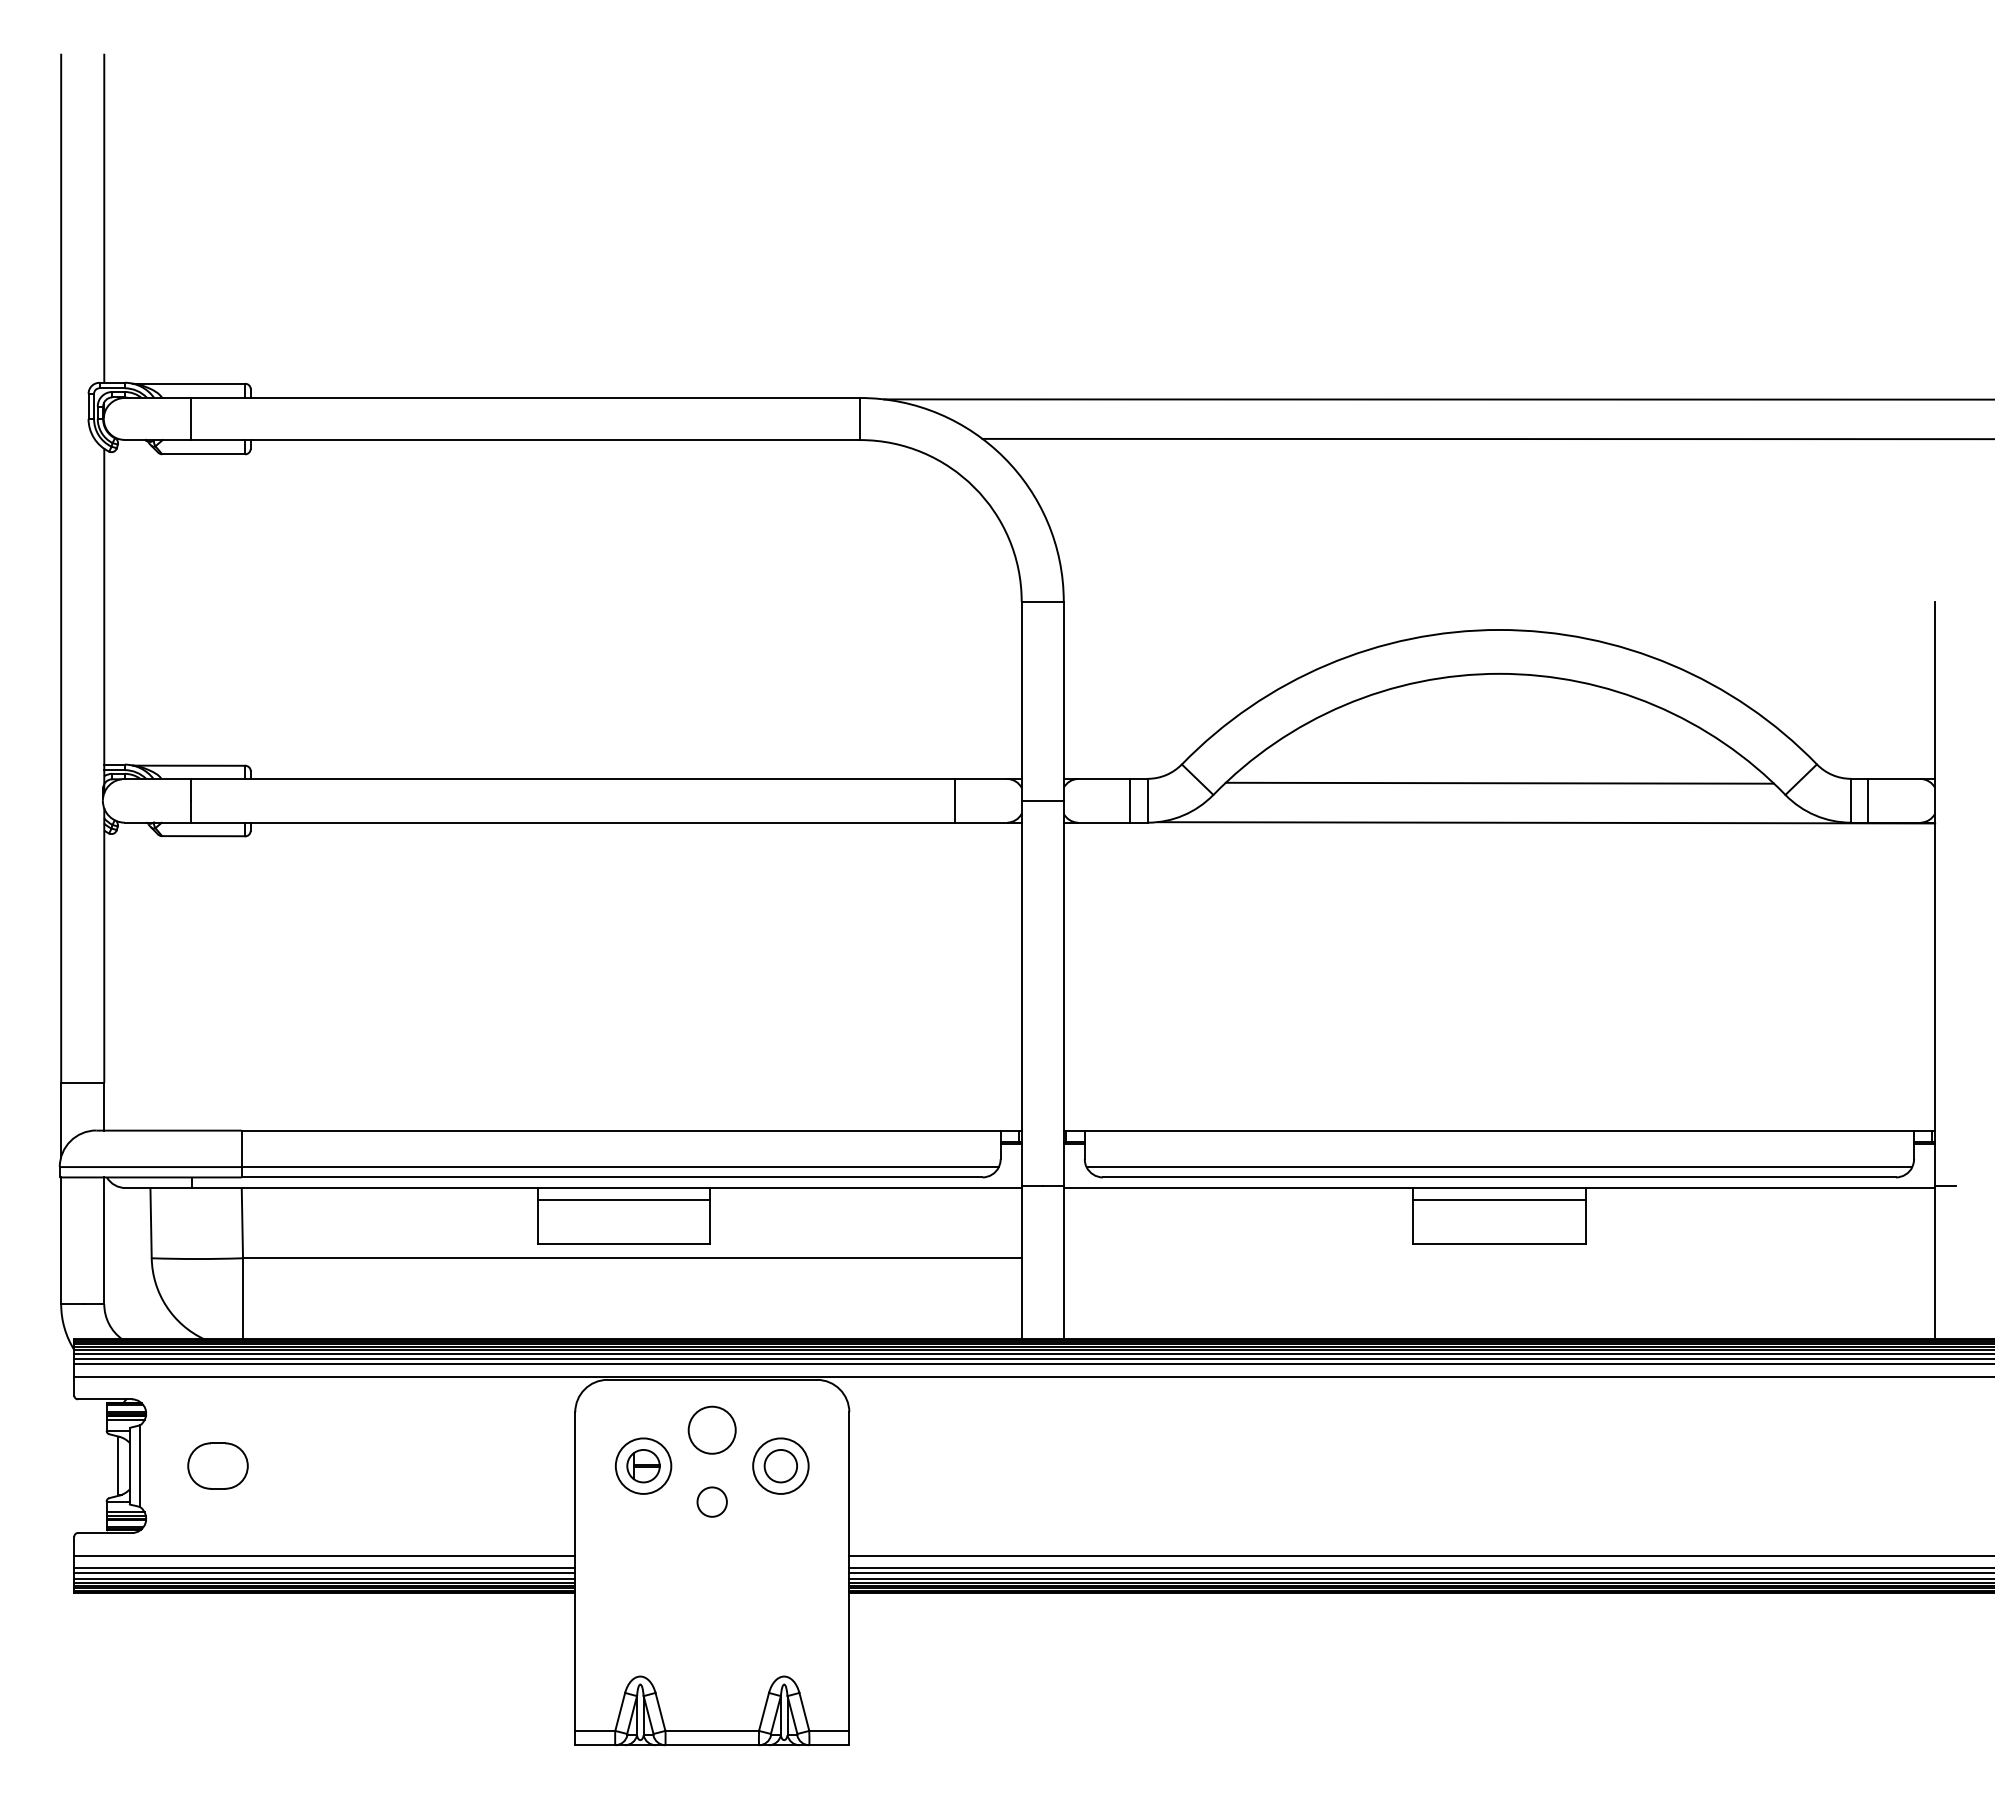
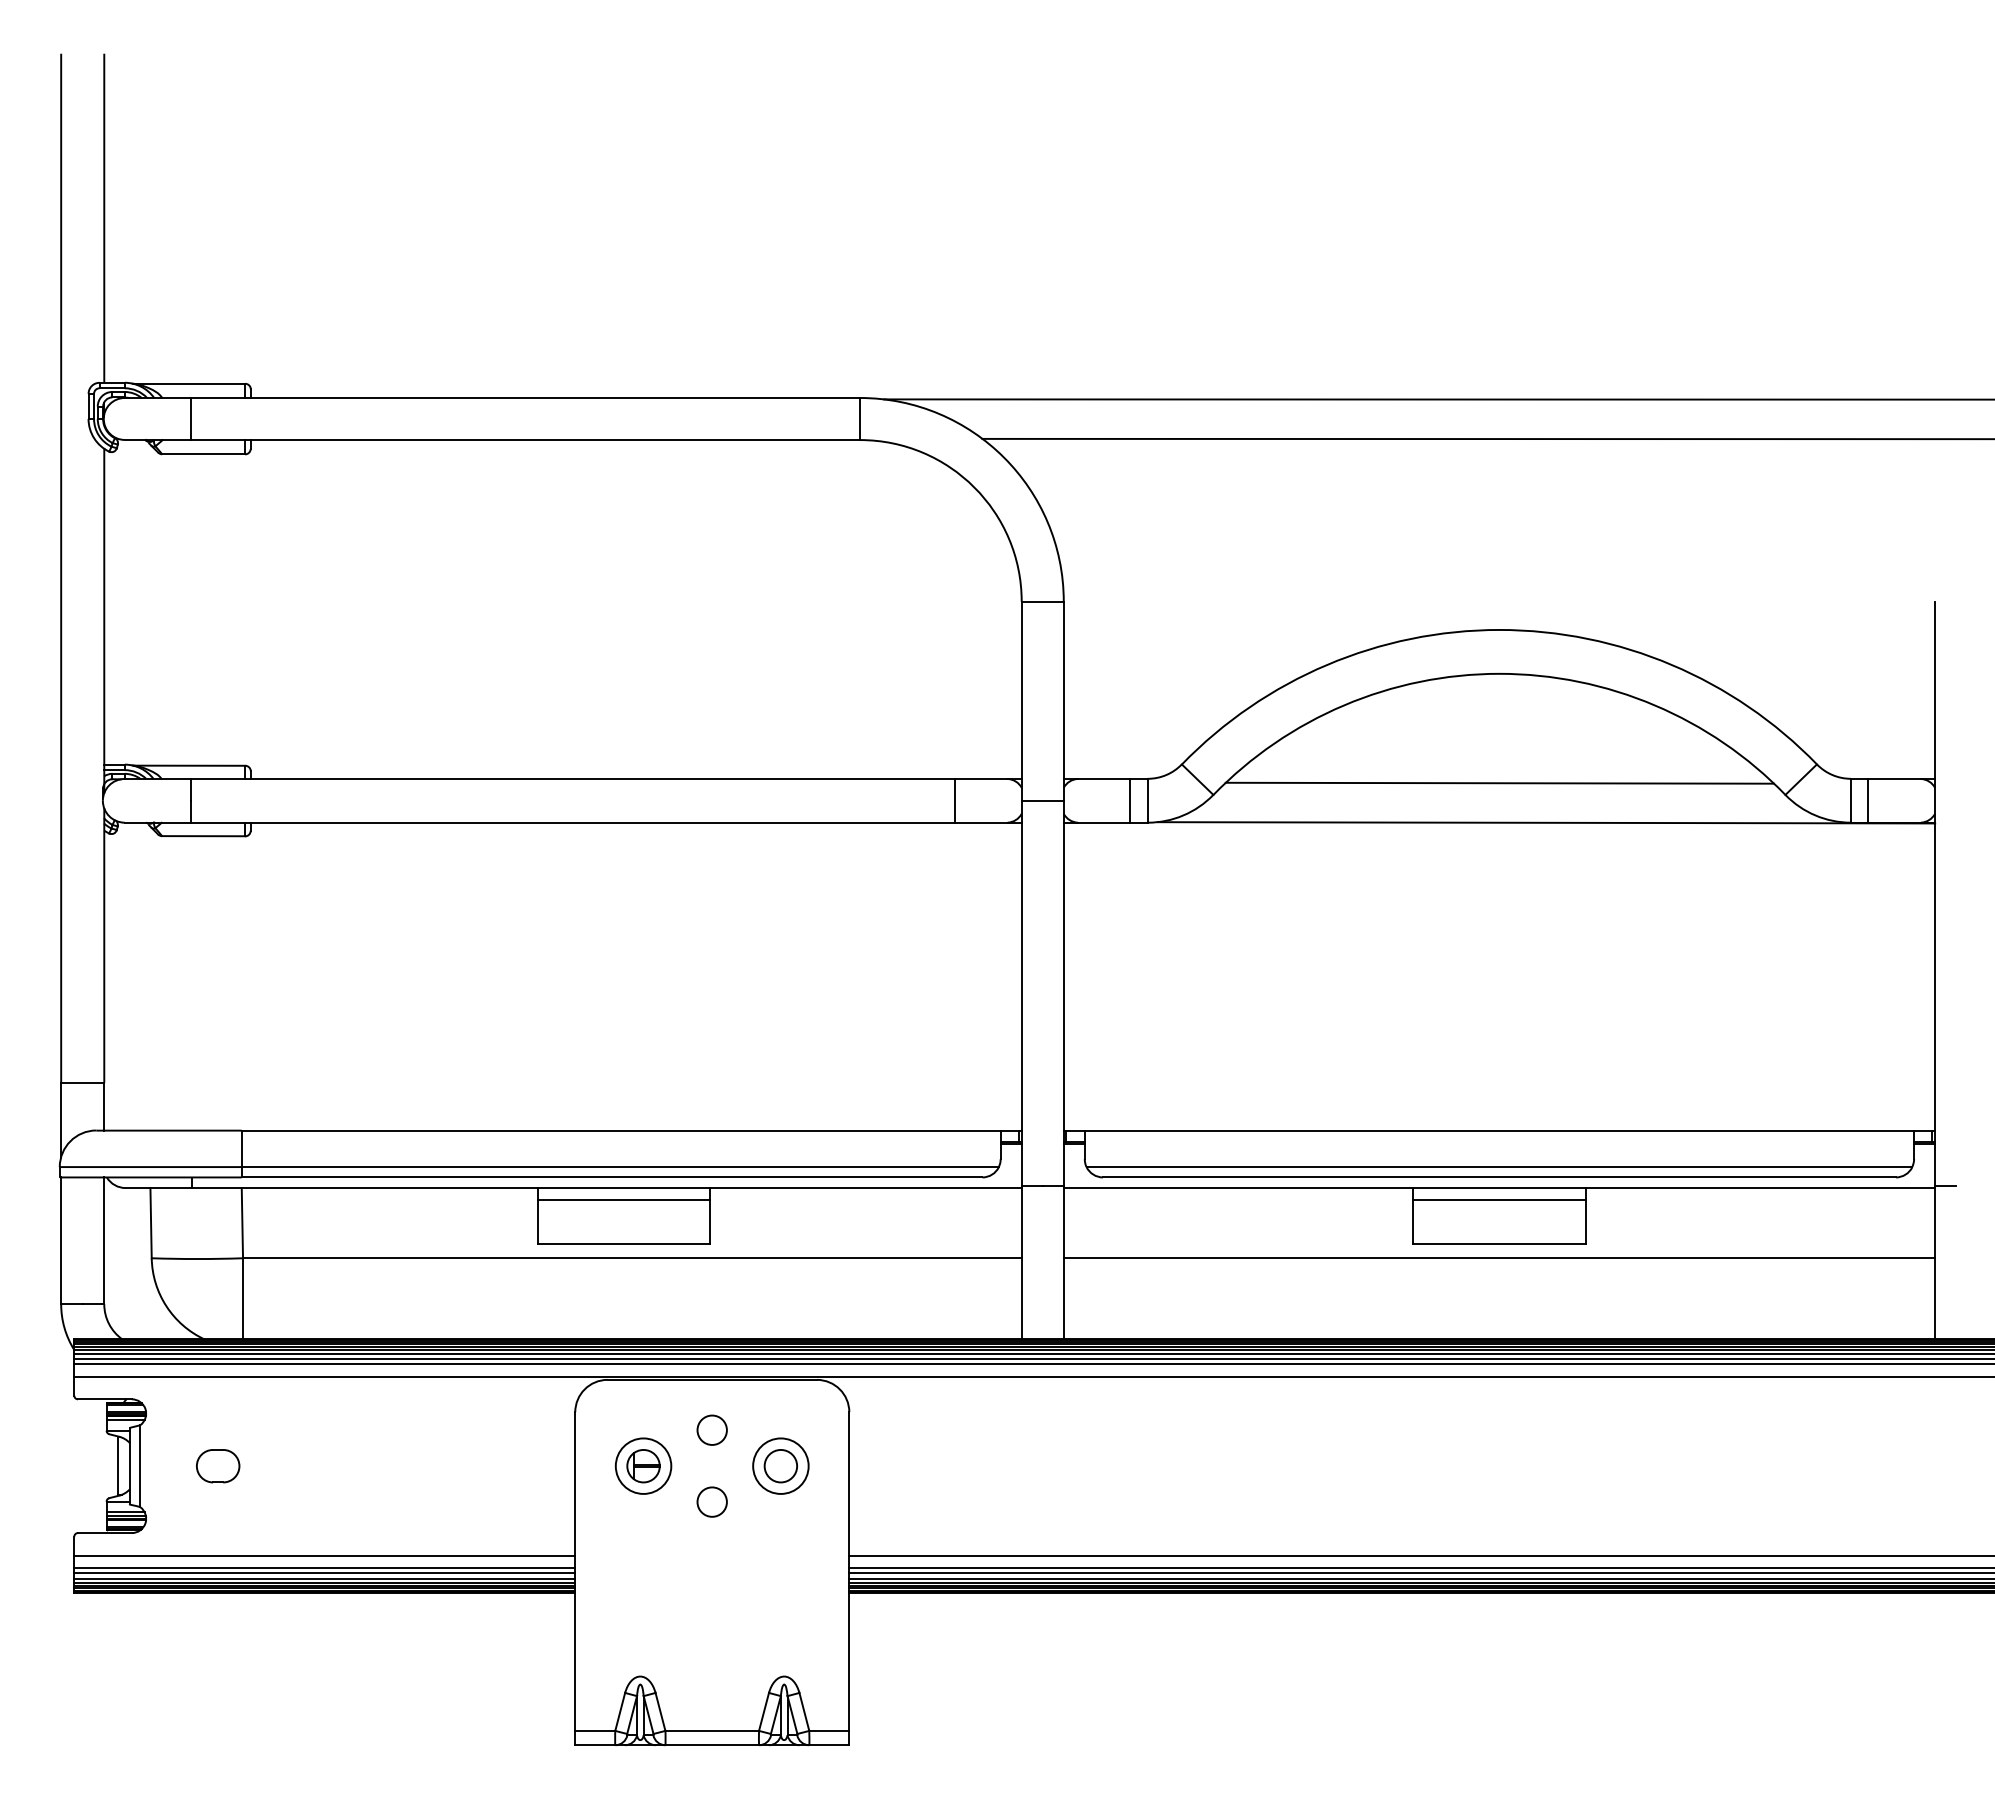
line: none -> present (1499, 1258)
circle diameter: 47 px -> 29 px (711, 1429)
part size: 62x48 px -> 45x35 px (218, 1466)
